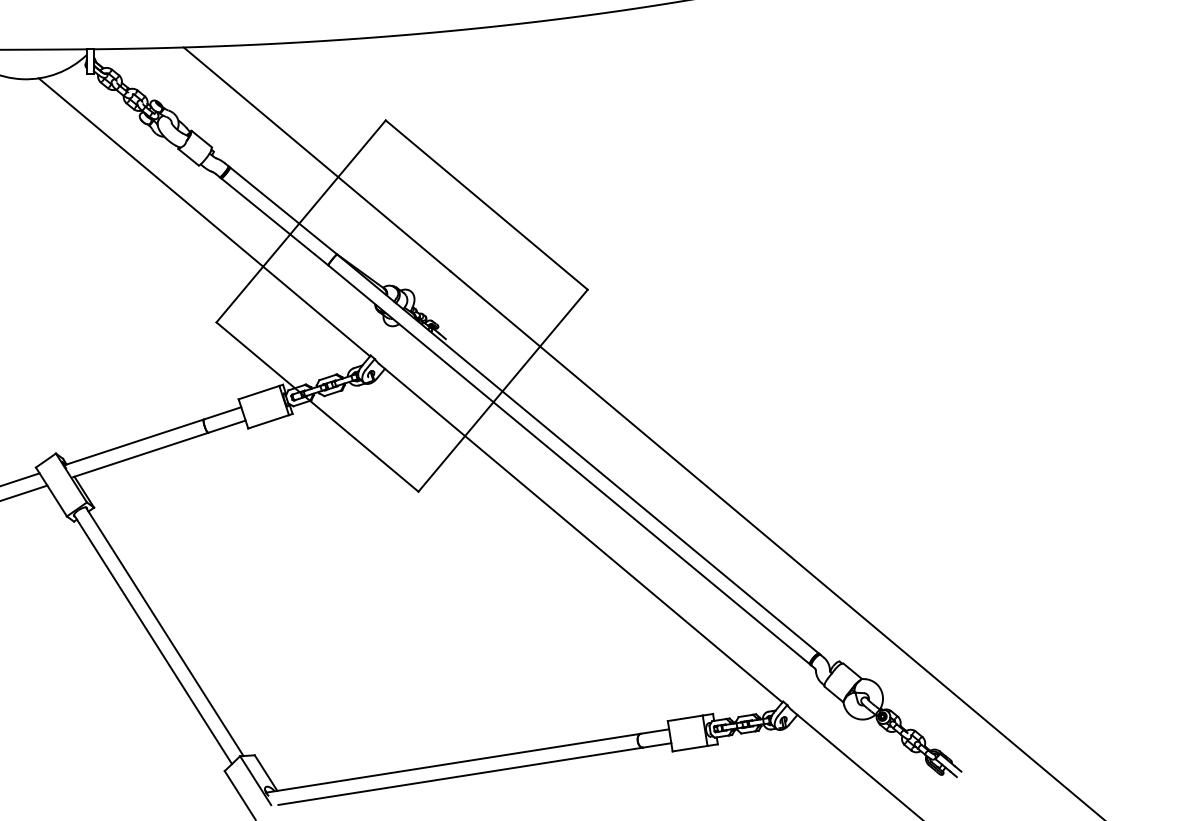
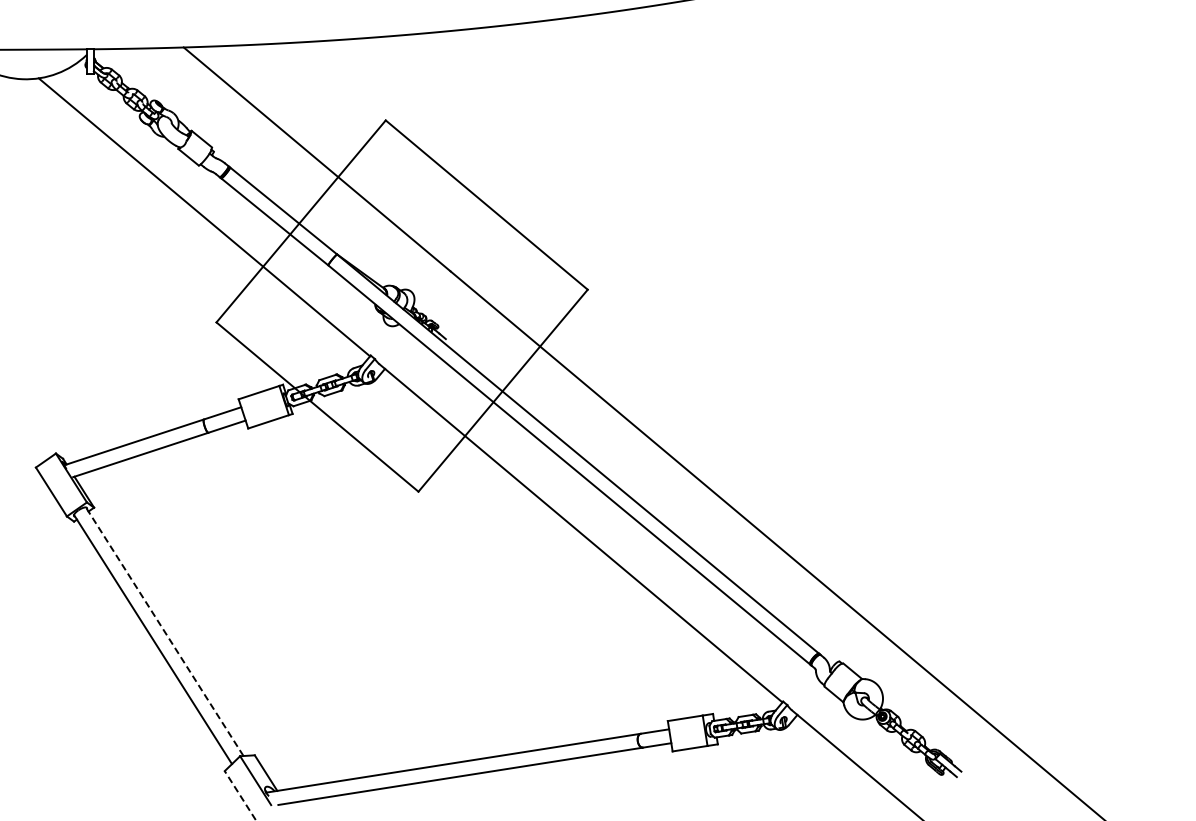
line: present -> none (20, 479)
line: present -> none (24, 492)
line: solid -> dashed (164, 631)
line: solid -> dashed (240, 795)
